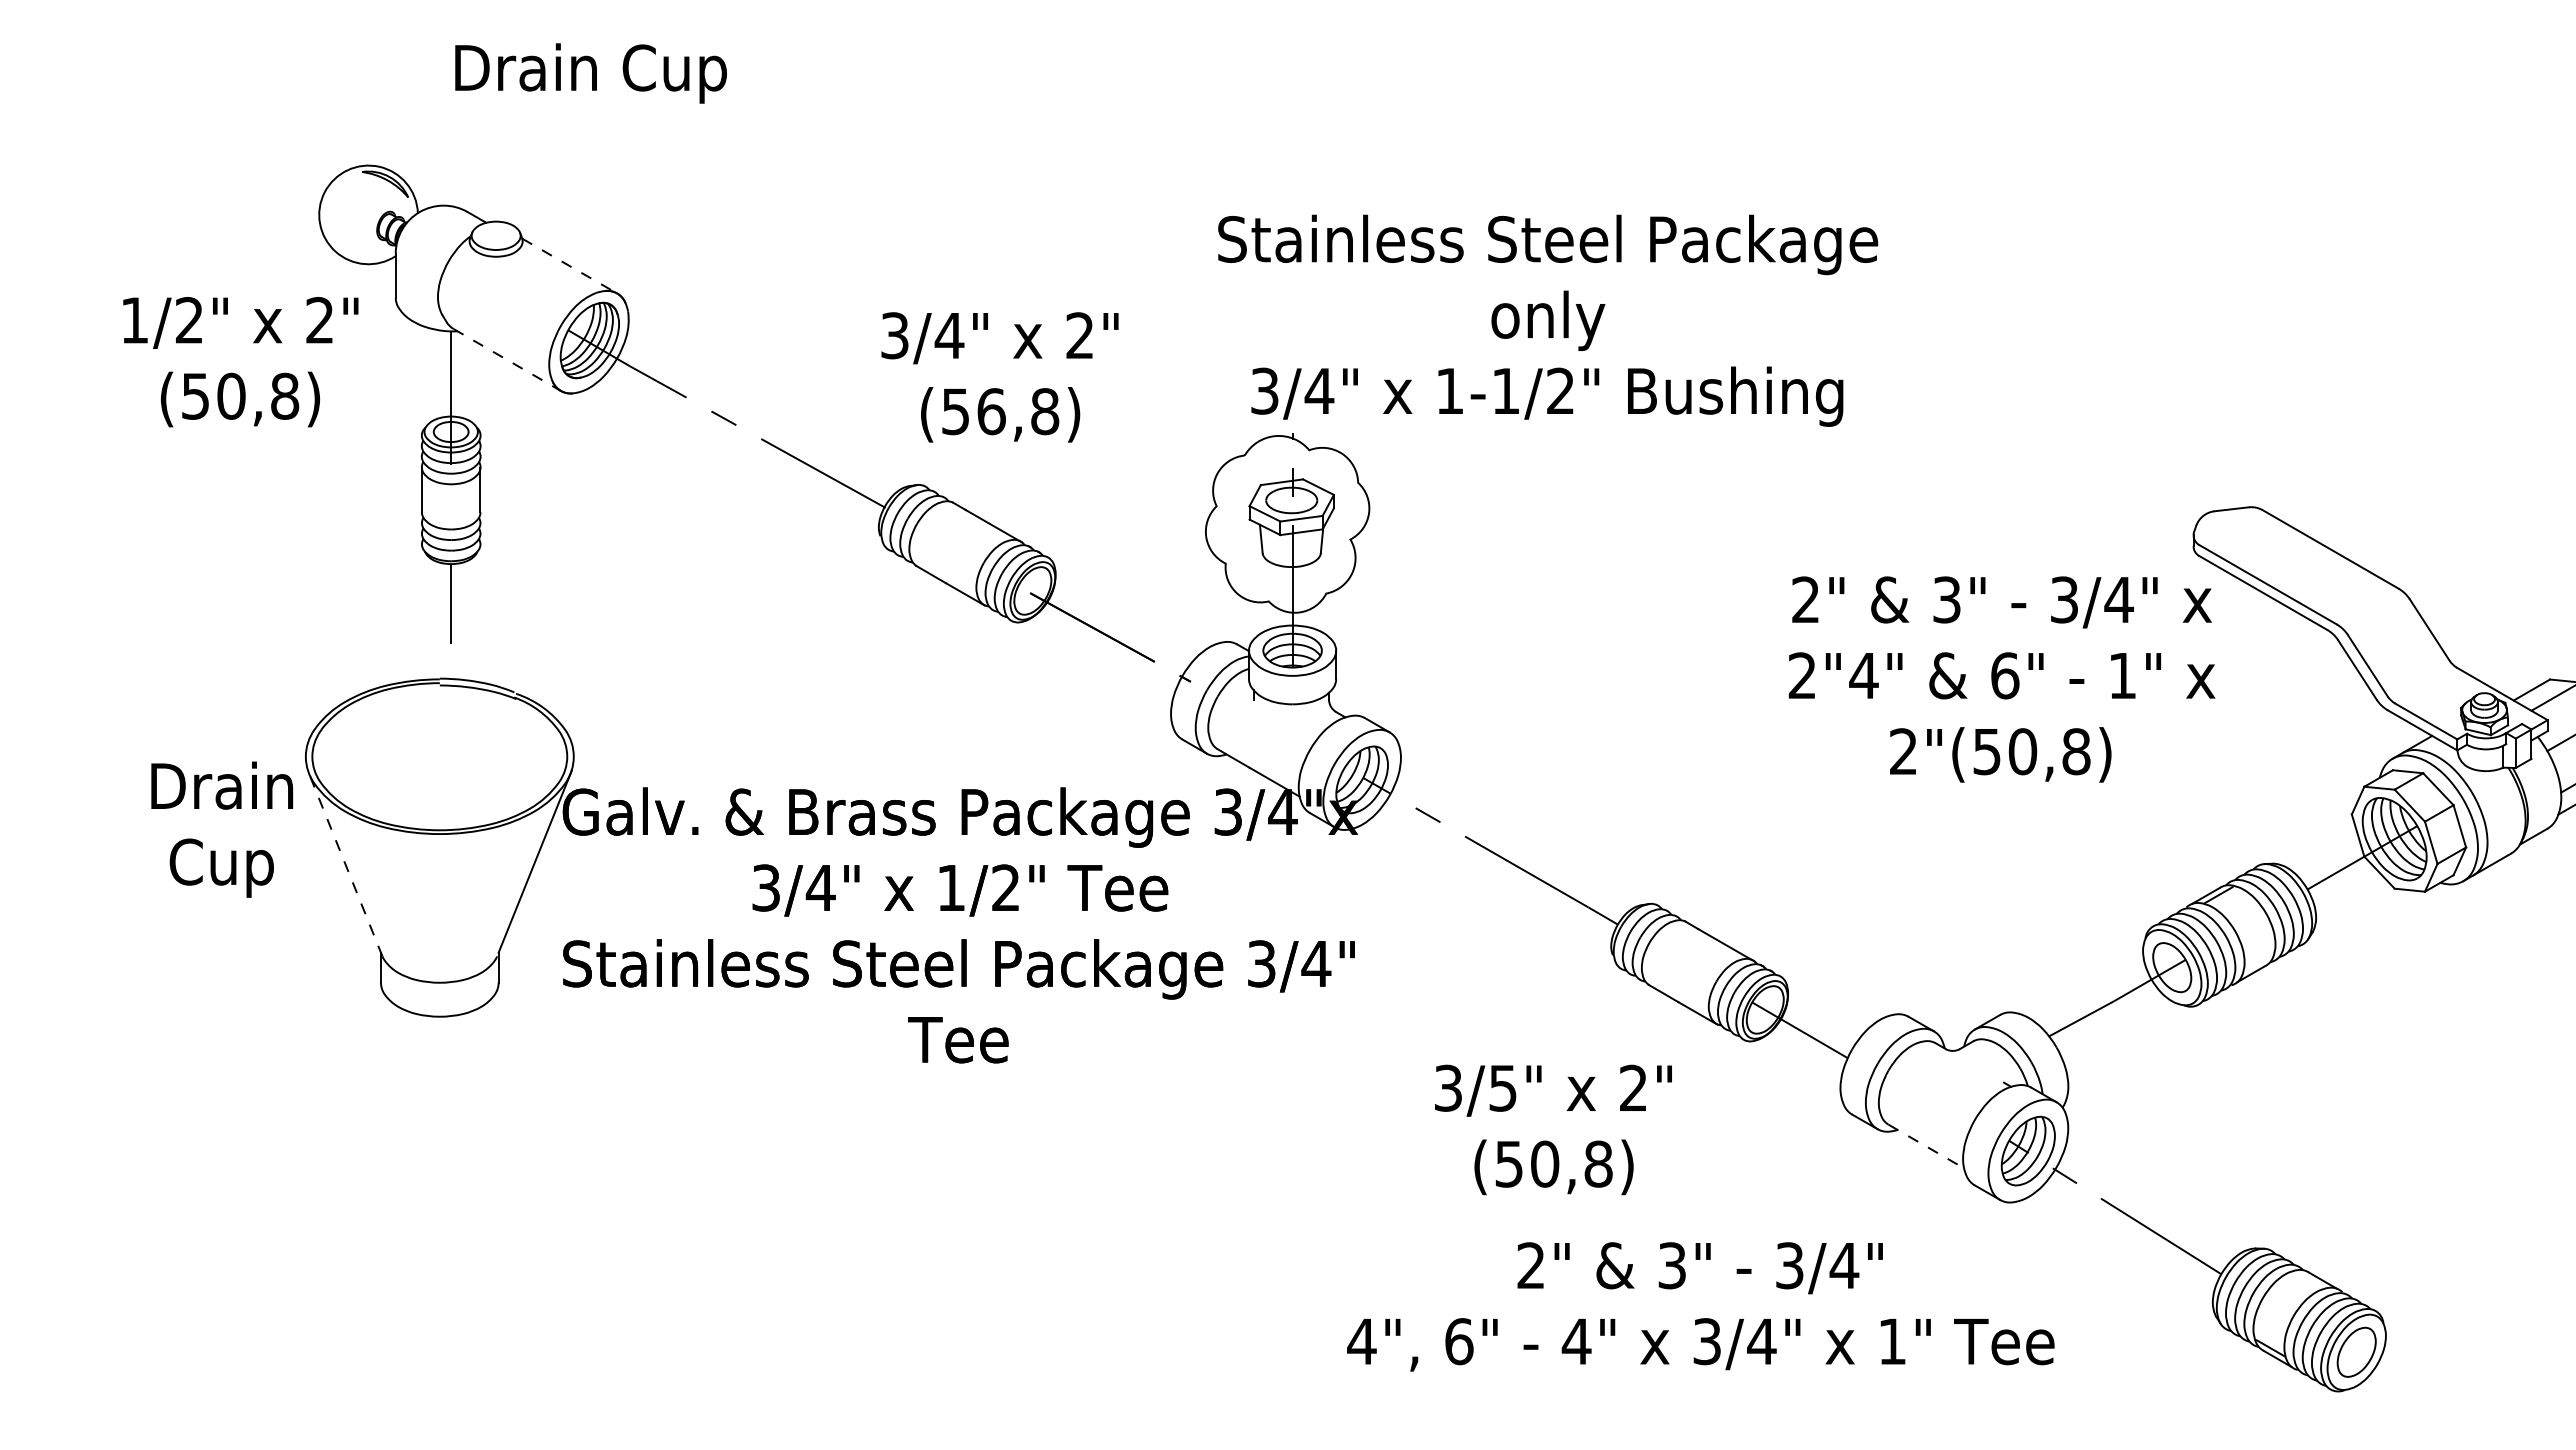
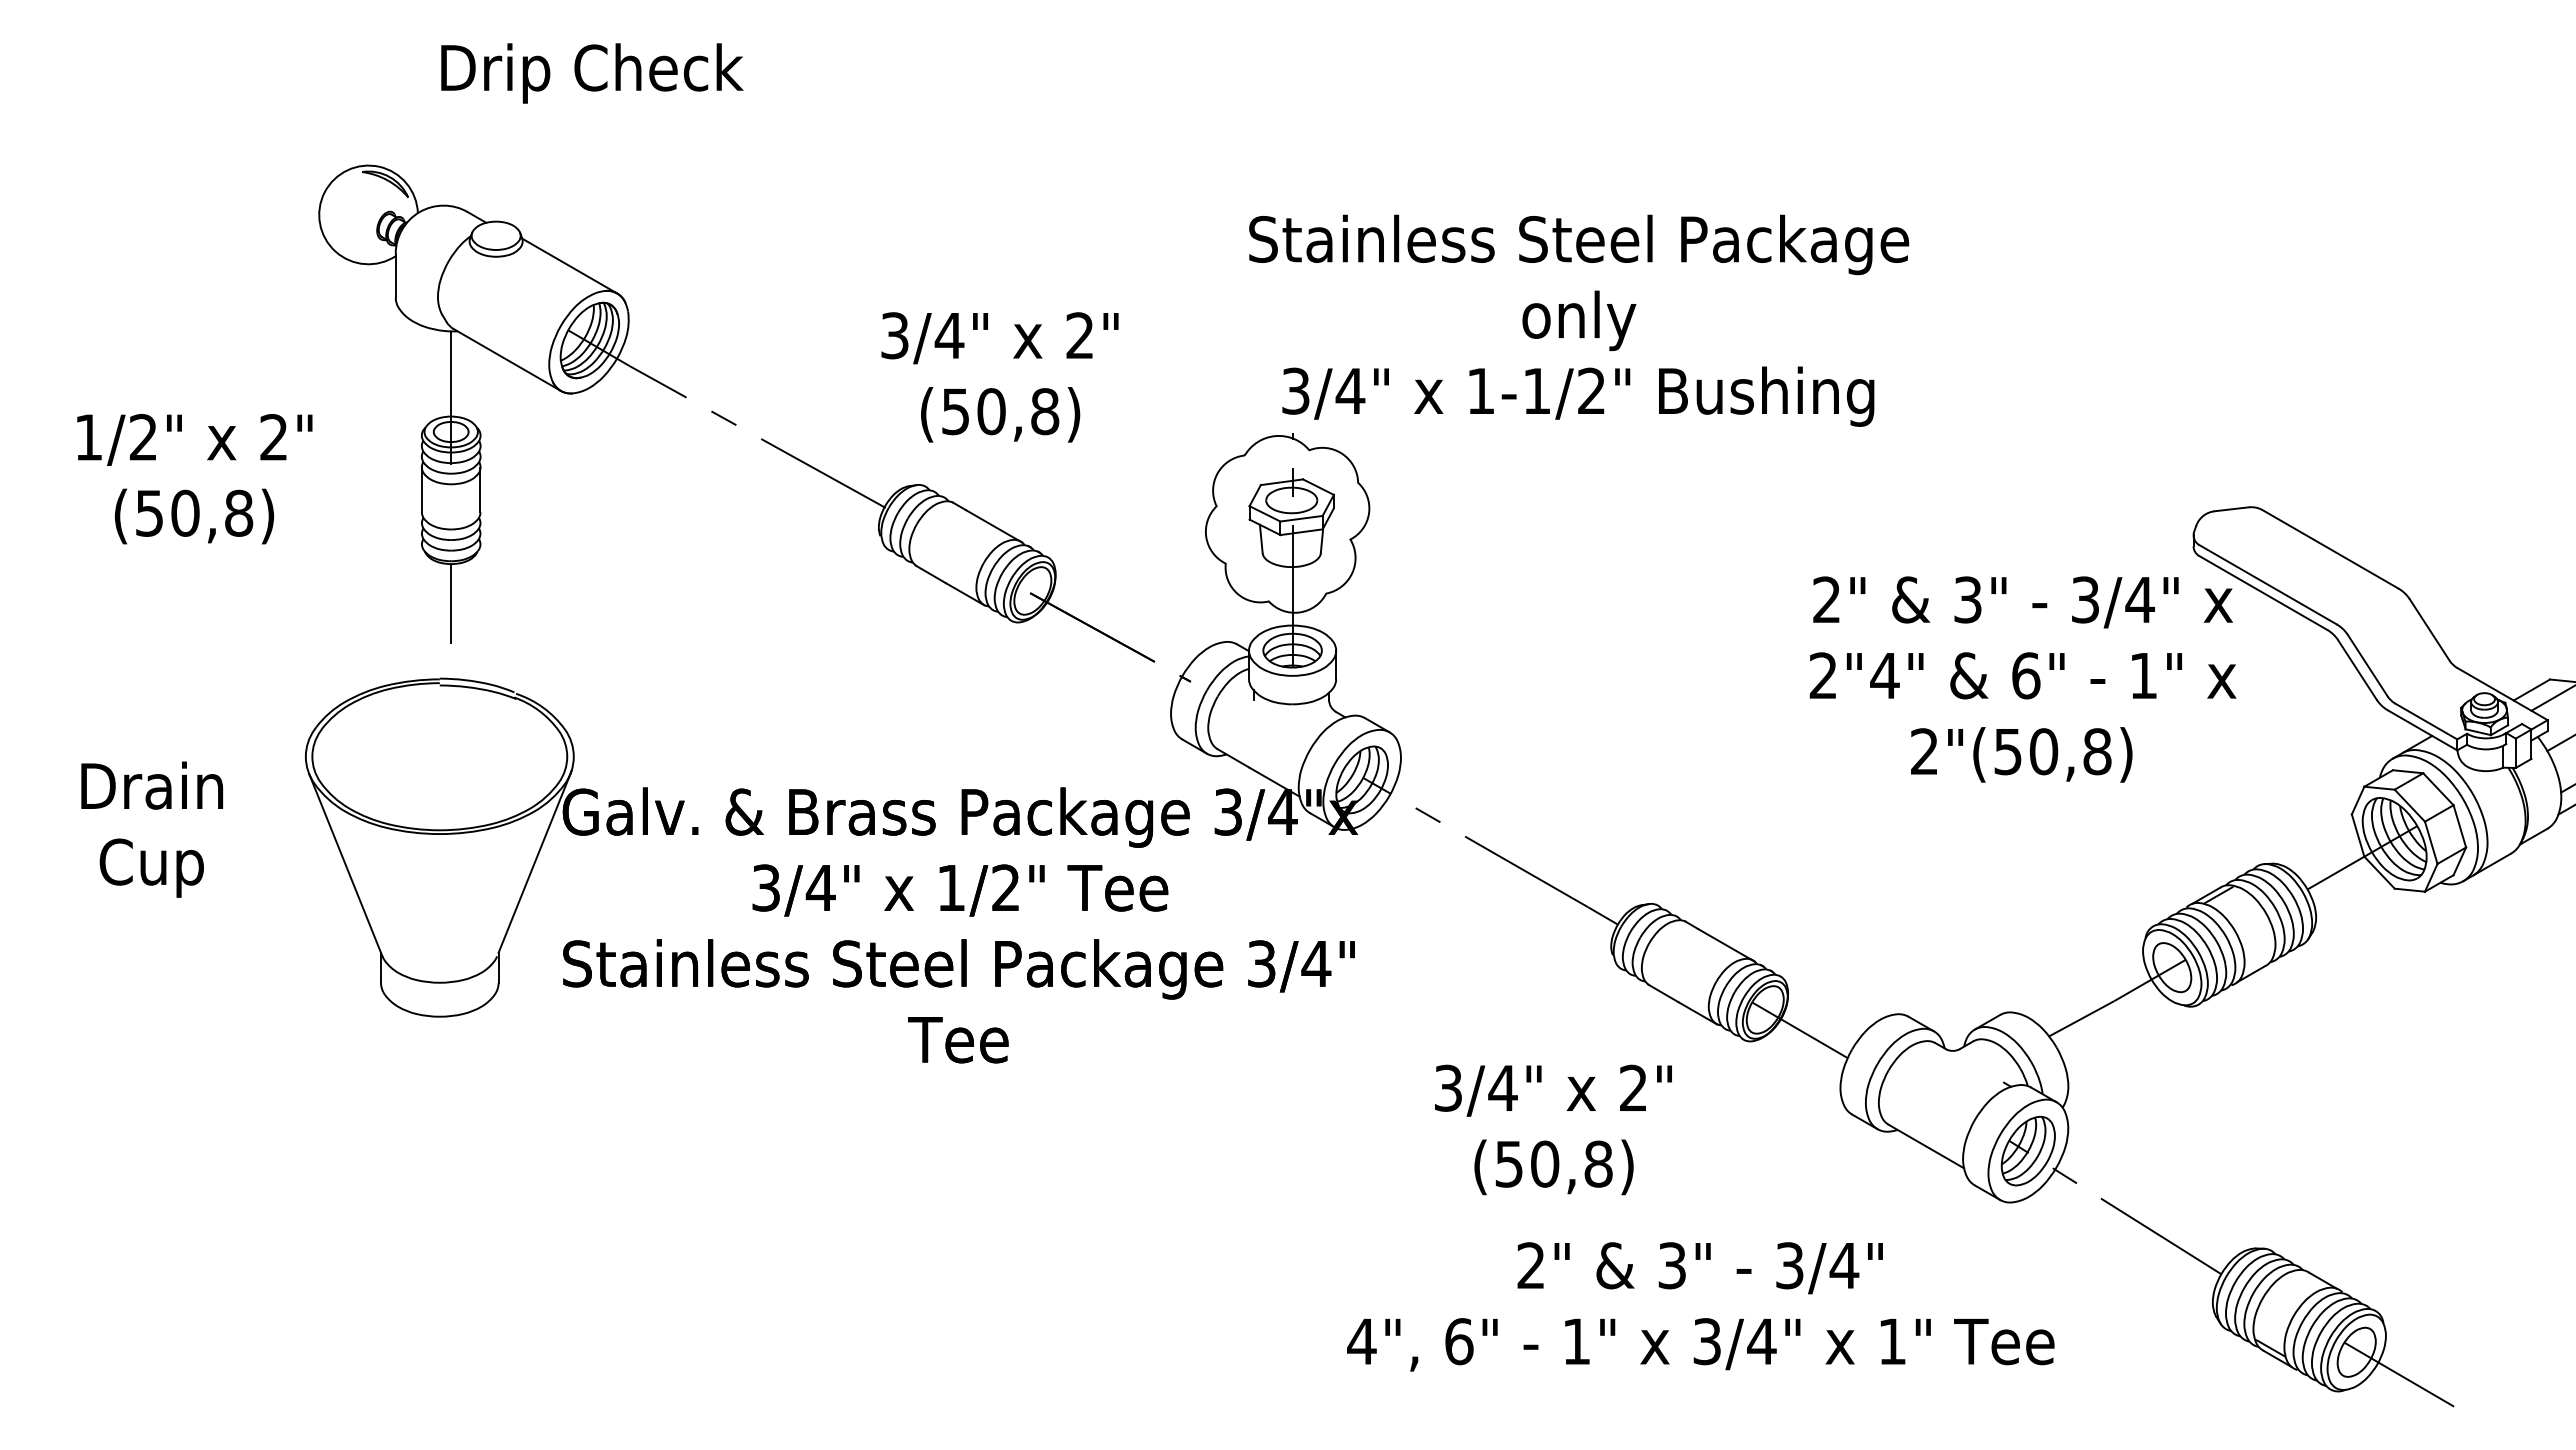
text: Drain Cup -> Drip Check (592, 73)
line: dashed -> solid (569, 266)
text position: (1548, 320) -> (1579, 320) (1579, 320)
line: dashed -> solid (507, 359)
text position: (240, 362) -> (194, 479) (194, 479)
text: (56,8) -> (50,8) (991, 411)
text position: (2001, 679) -> (2022, 679) (2022, 679)
text position: (222, 829) -> (152, 829) (152, 829)
line: dashed -> solid (345, 864)
text: 3/5" -> 3/4" (1502, 1088)
line: dashed -> solid (1926, 1146)
text: 4" -> 1" (1576, 1341)
line: none -> present (2399, 1374)
